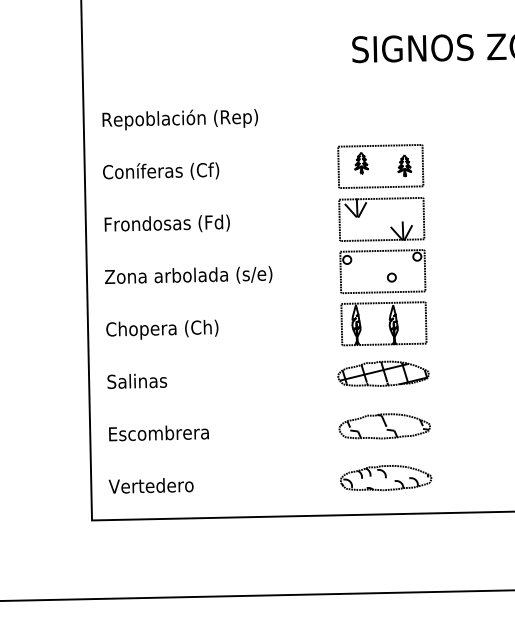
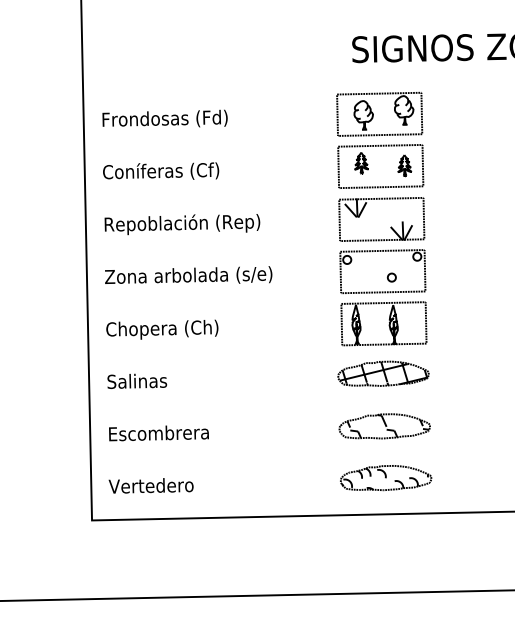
part: none -> present (379, 113)
text: Repoblación (Rep) -> Frondosas (Fd) (180, 119)
text: Frondosas (Fd) -> Repoblación (Rep) (183, 224)
